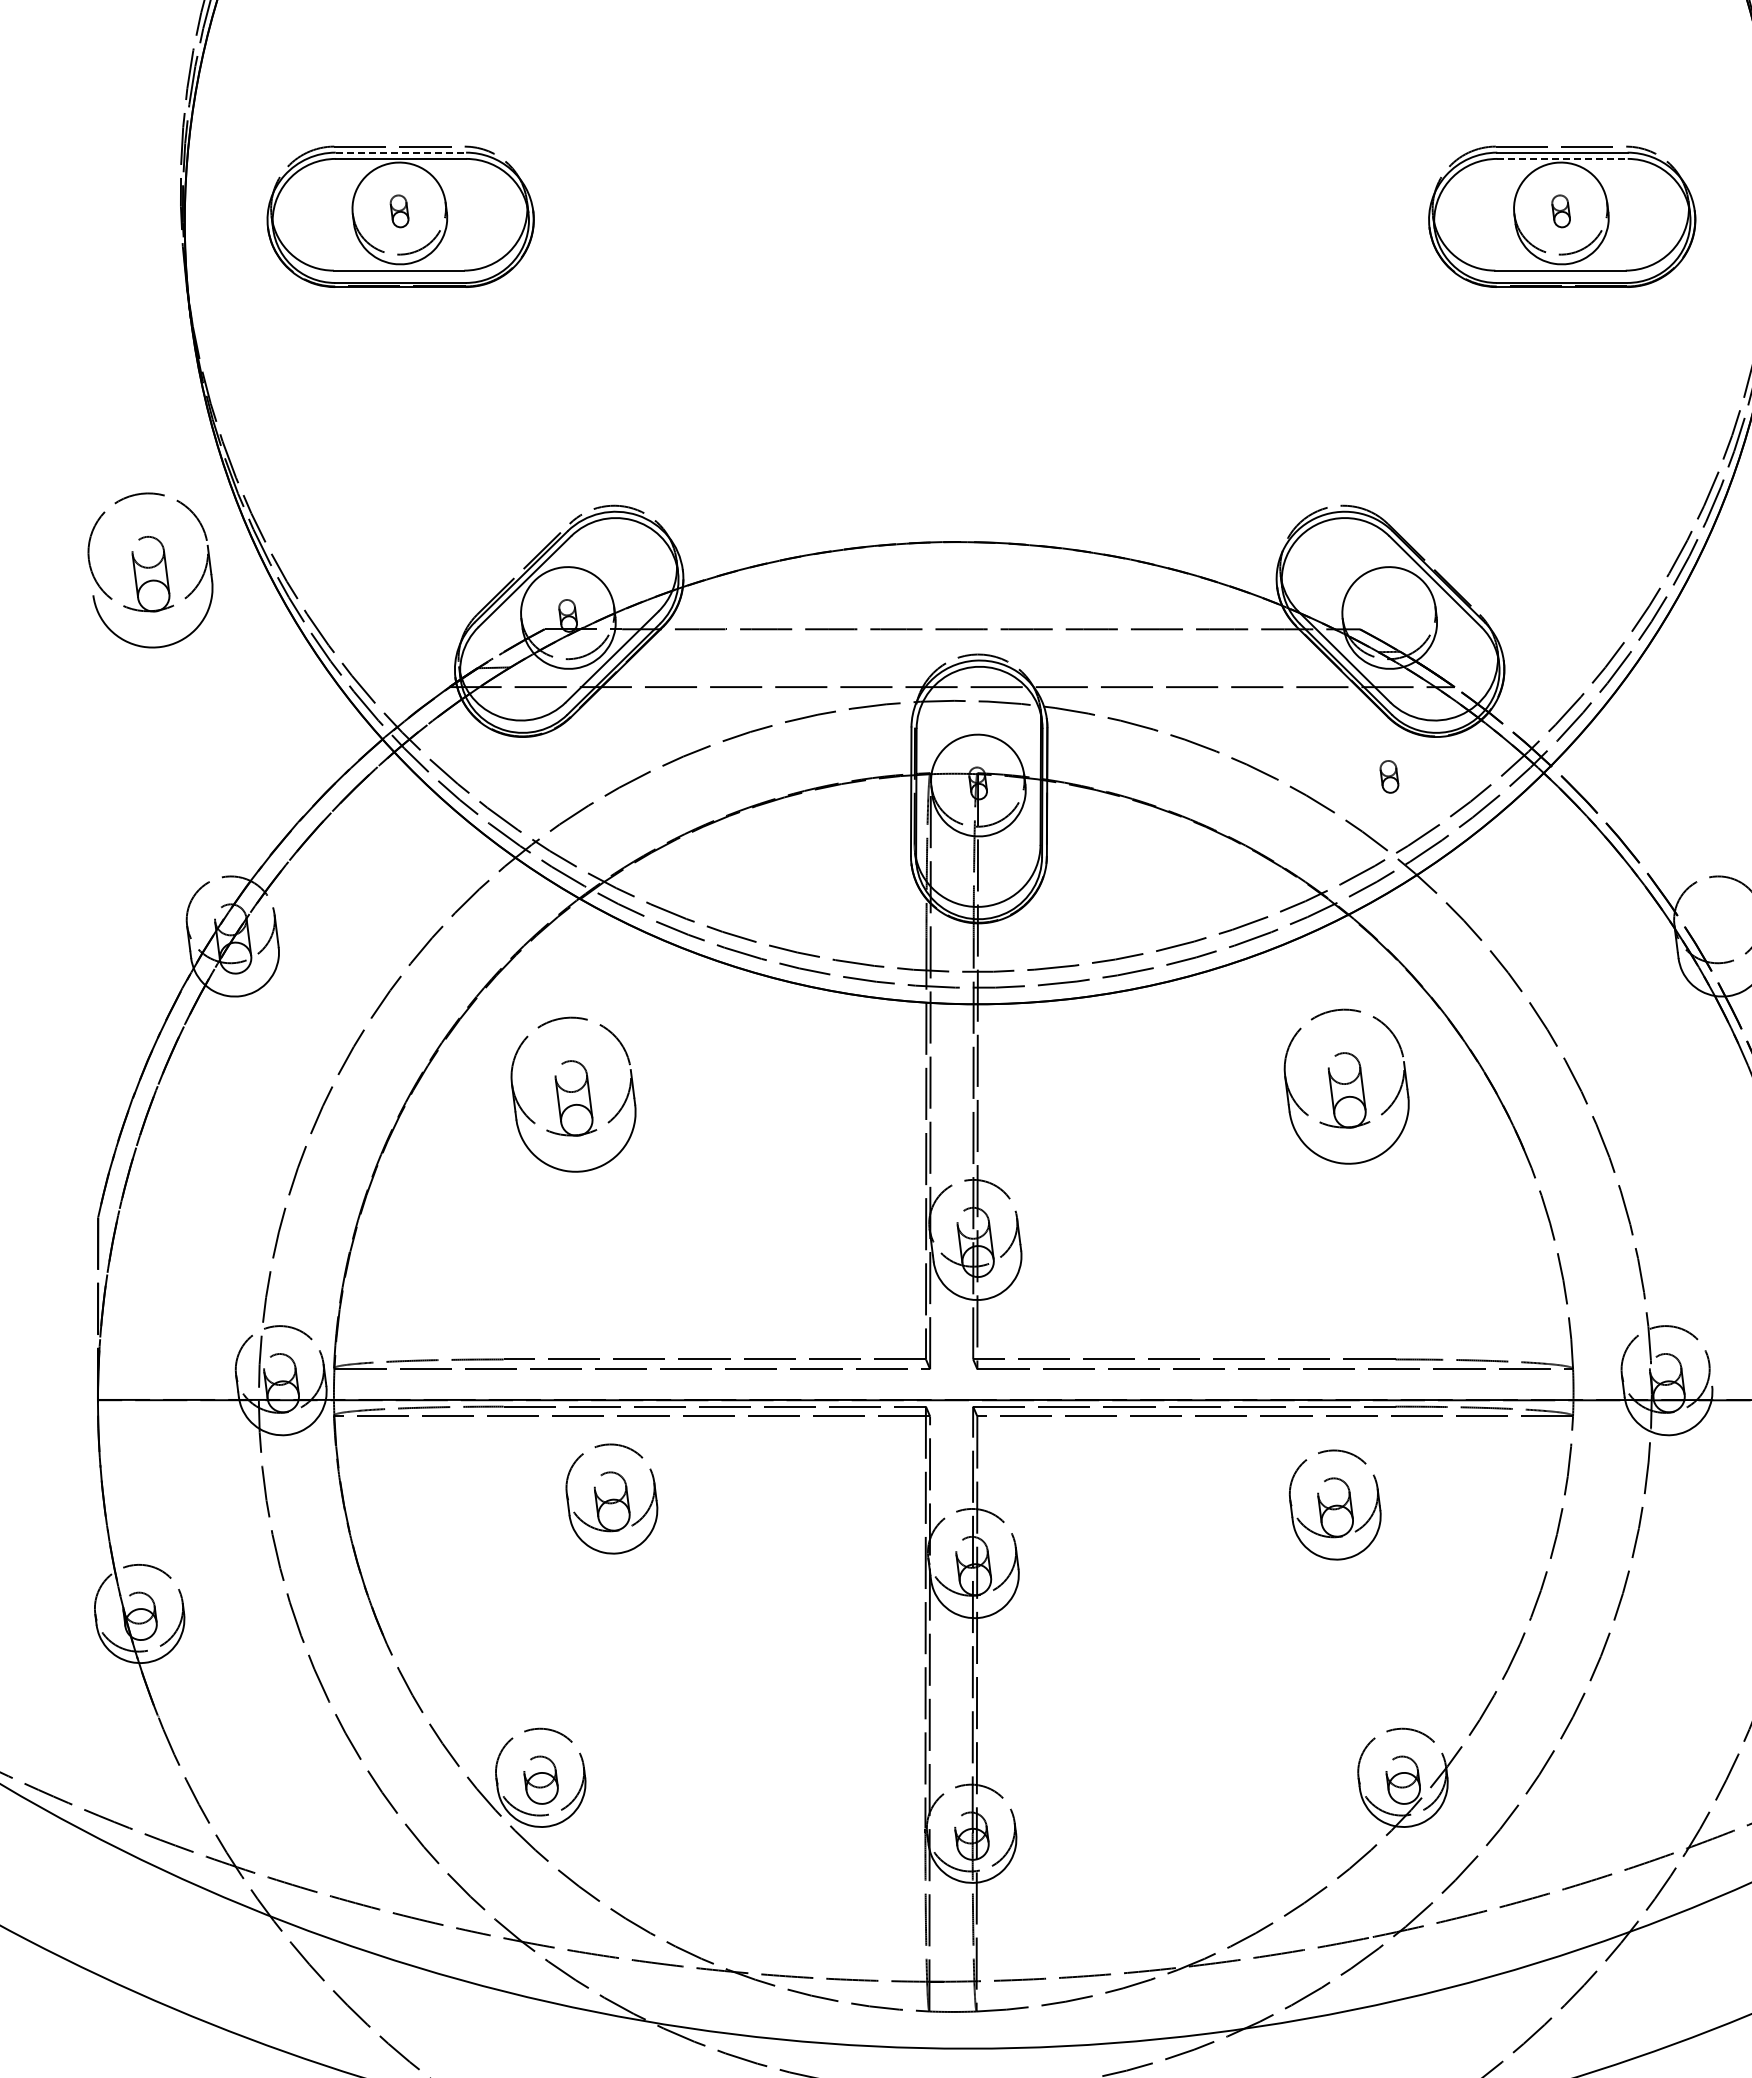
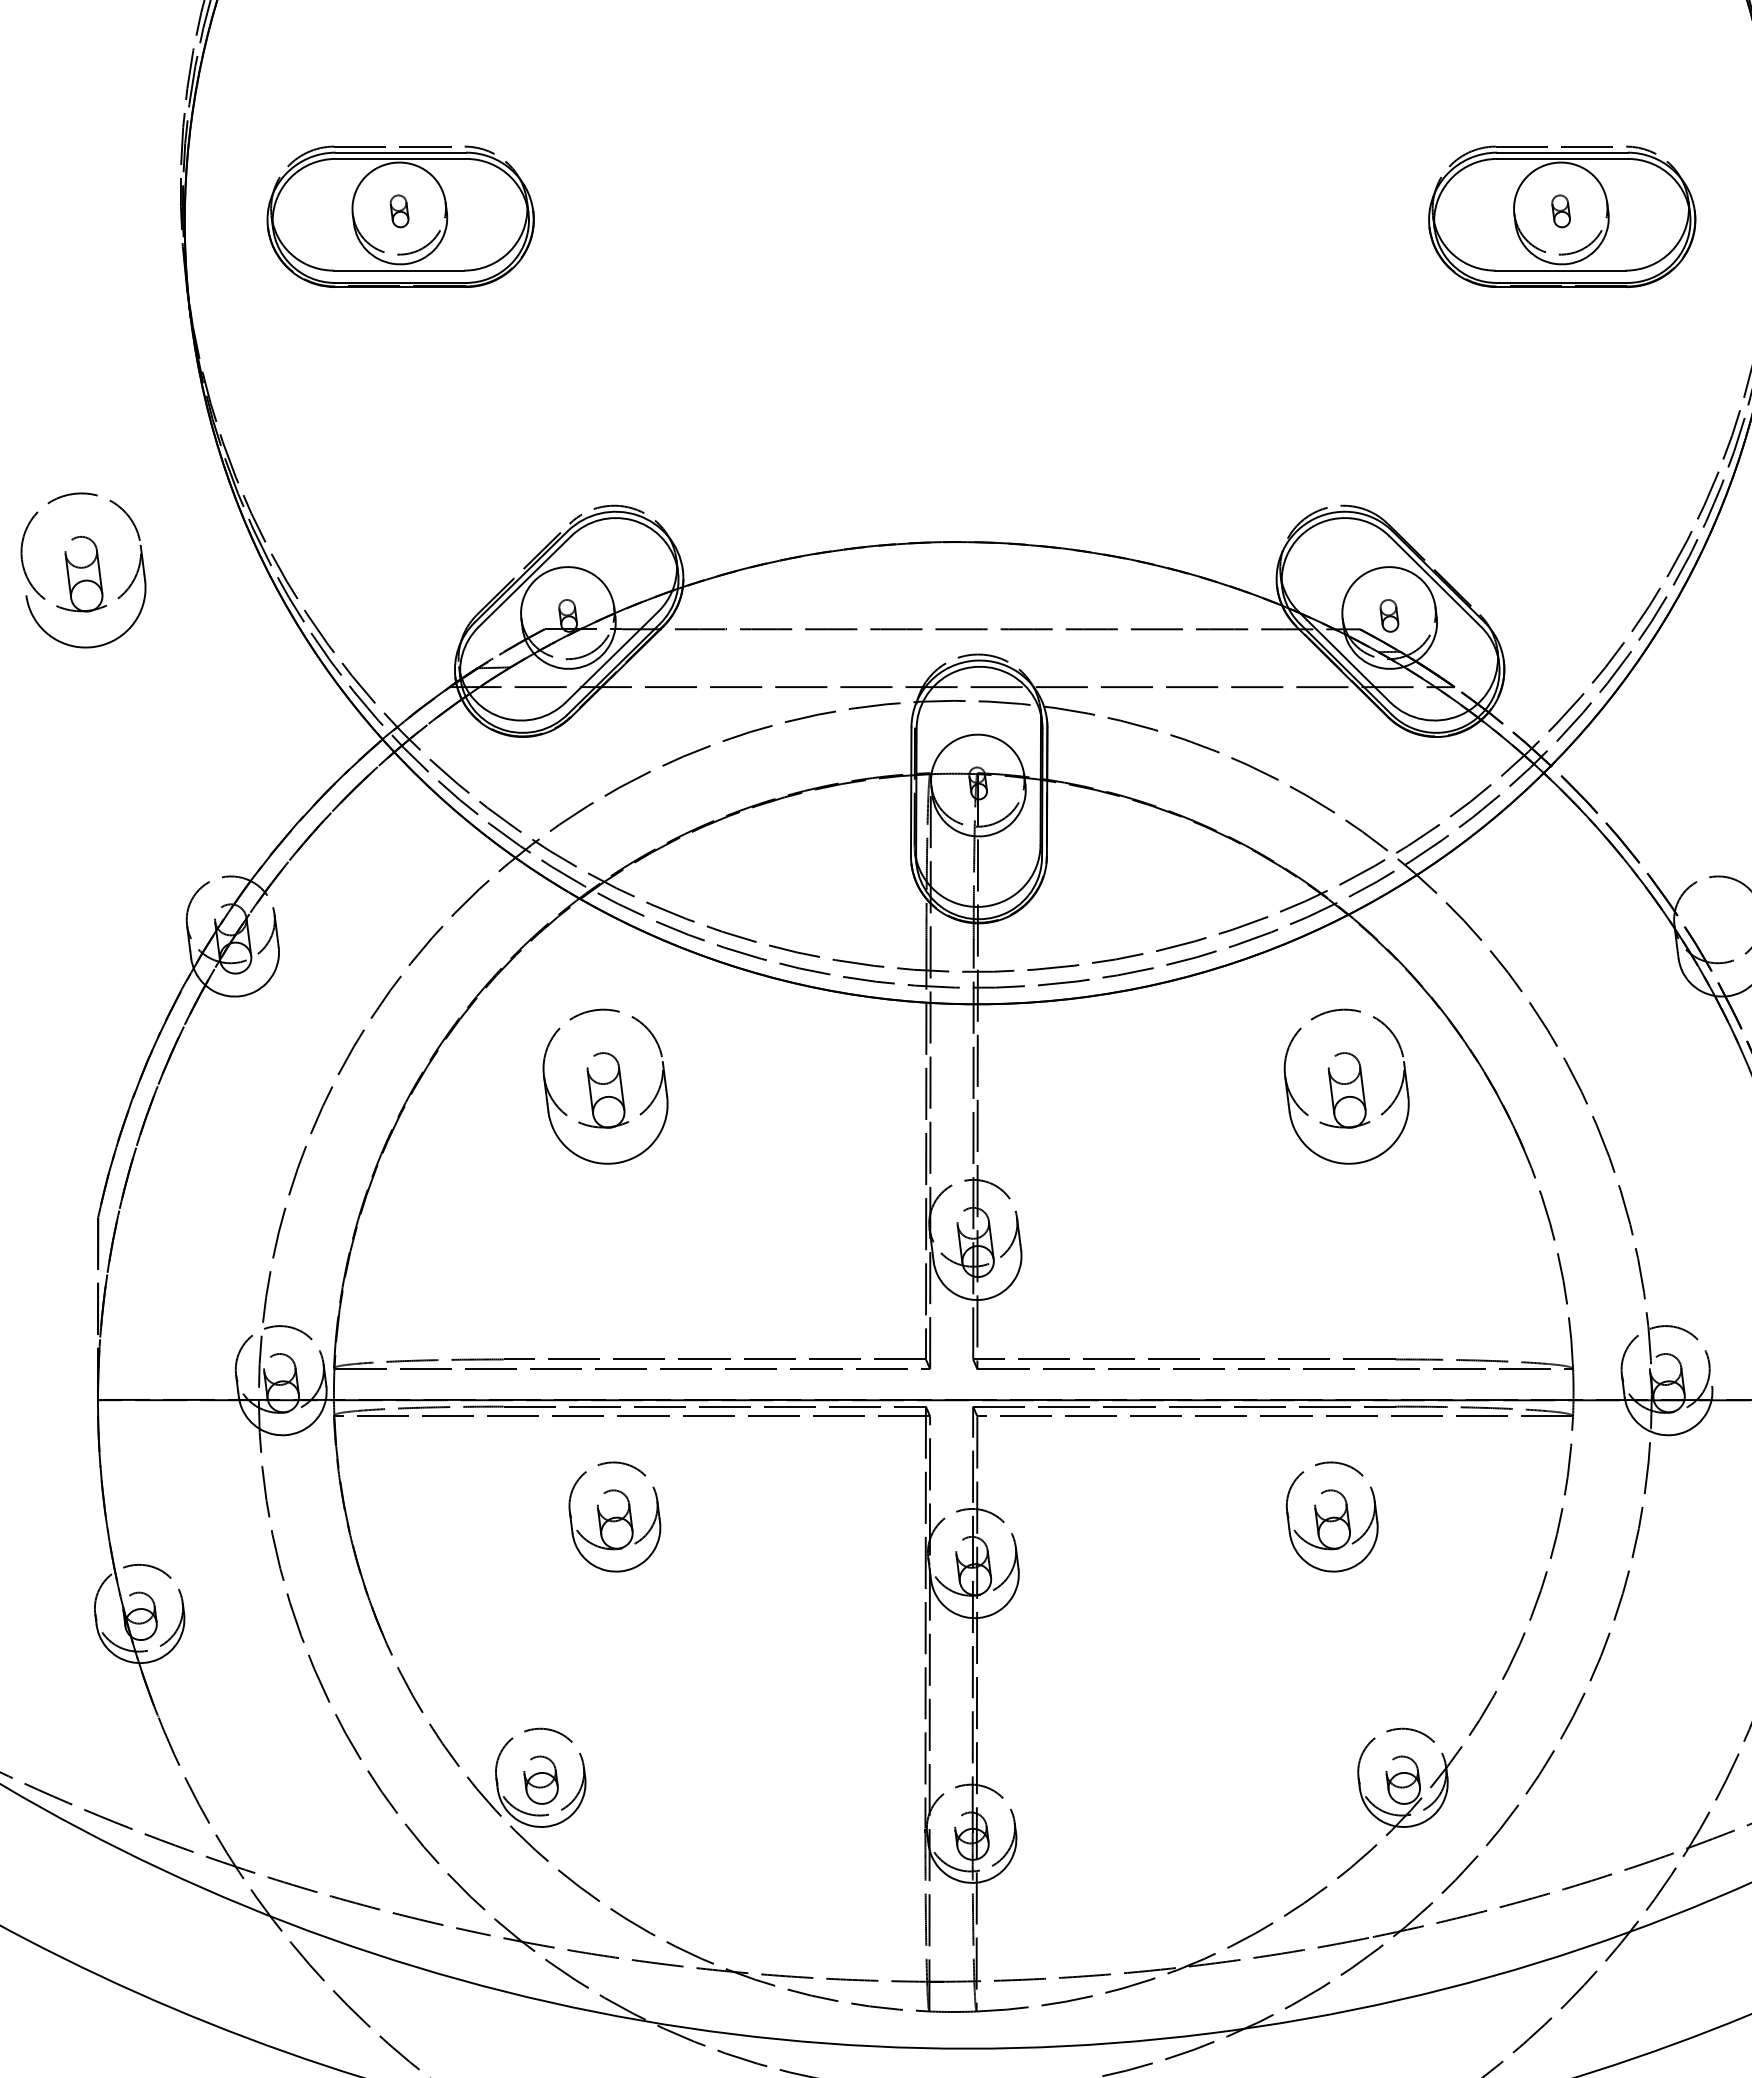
line: dashed -> solid (401, 152)
line: dashed -> solid (1563, 158)
part position: (150, 570) -> (83, 570) (83, 570)
part position: (1389, 776) -> (1389, 615) (1389, 615)
part position: (573, 1094) -> (605, 1086) (605, 1086)
part position: (611, 1498) -> (614, 1516) (614, 1516)
part position: (1334, 1504) -> (1331, 1516) (1331, 1516)
